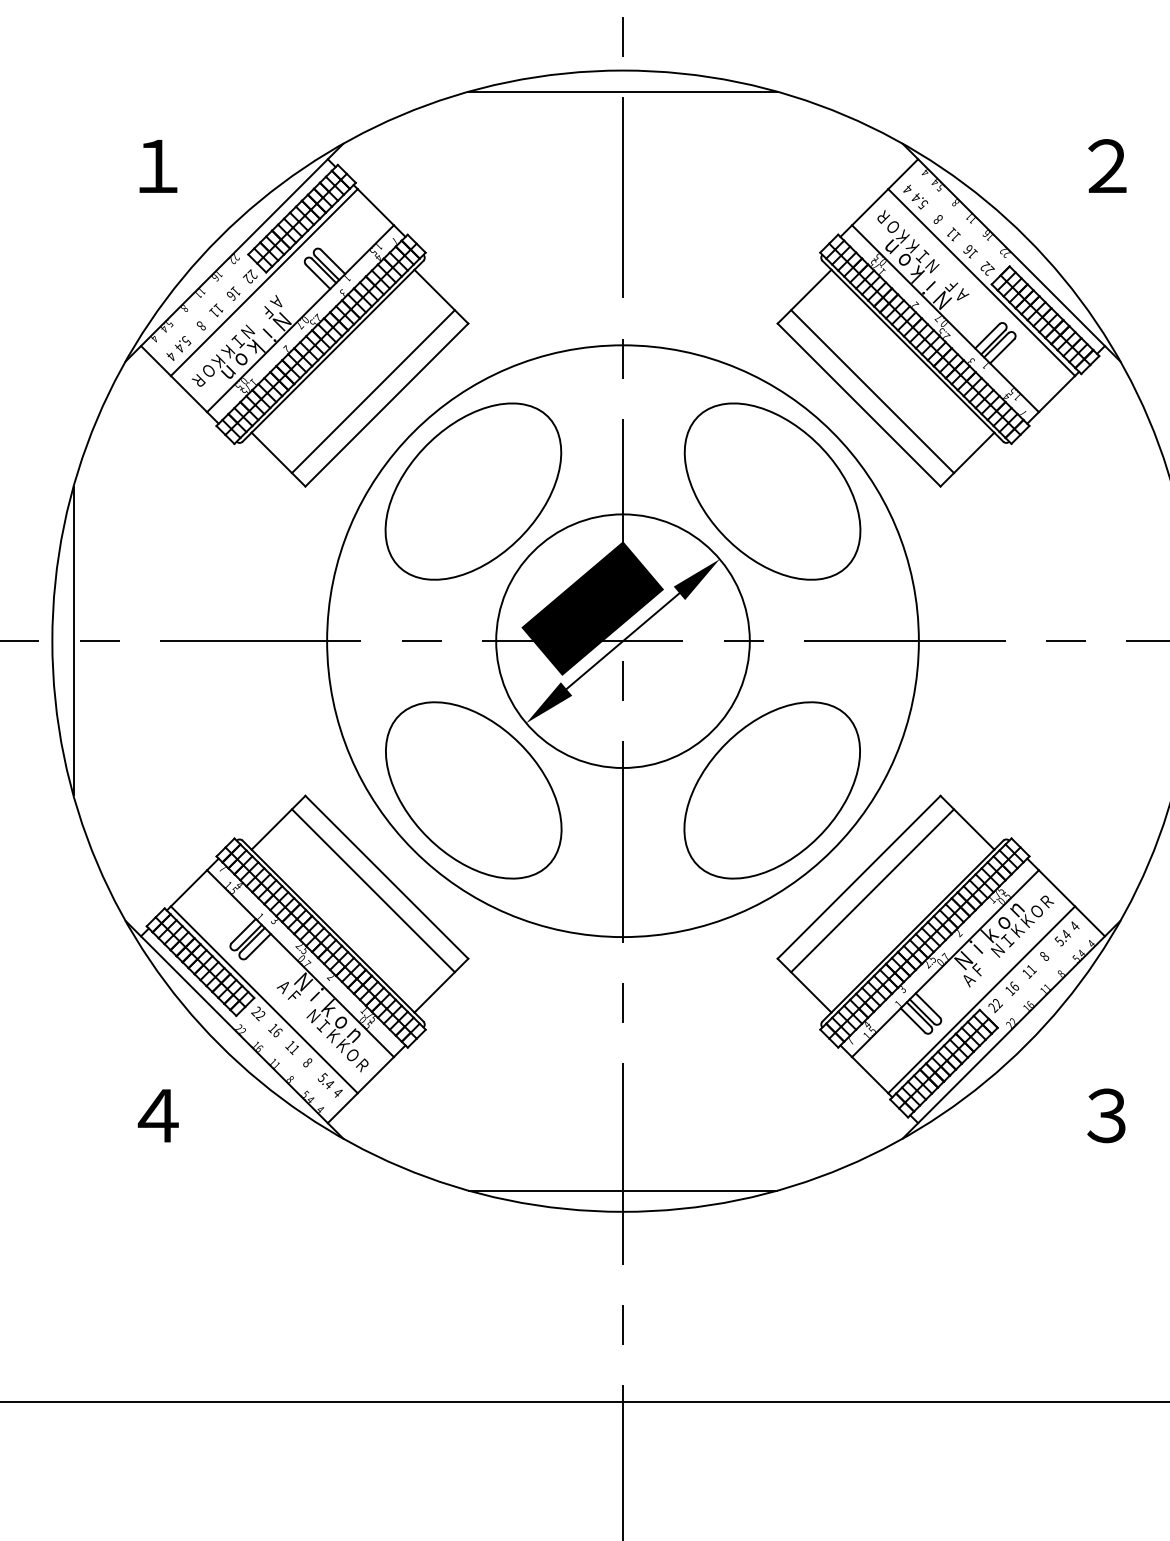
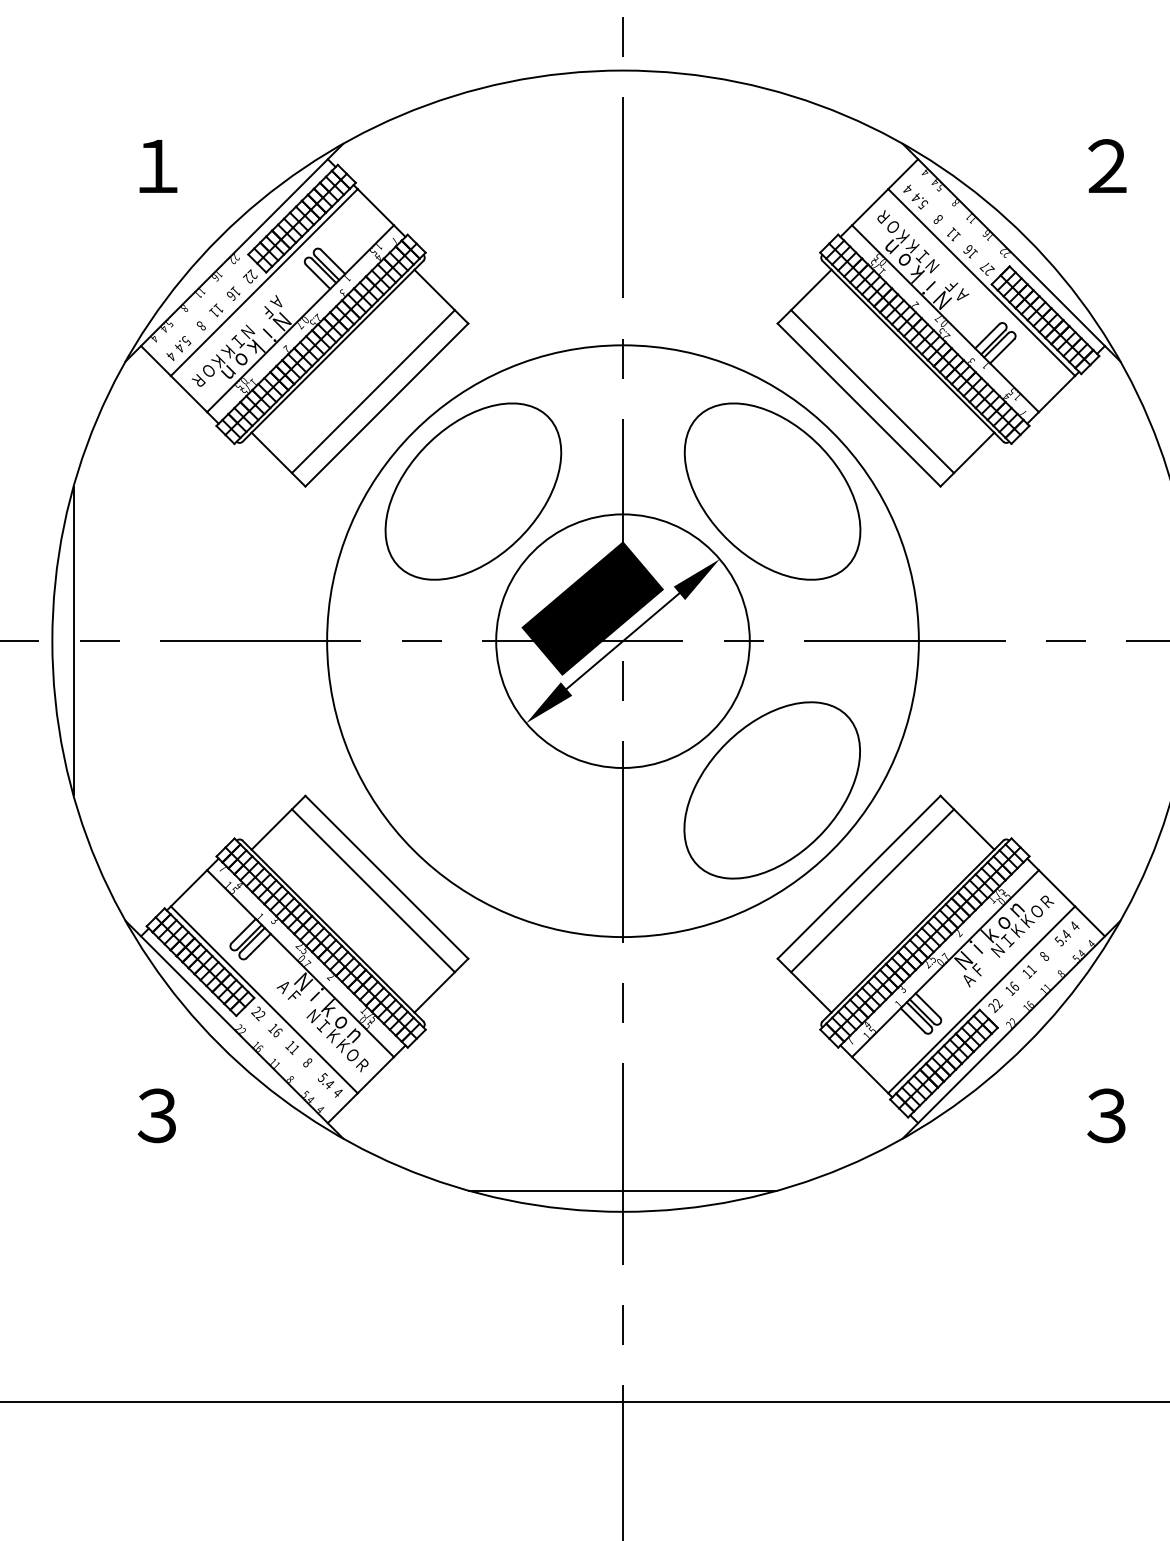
line: present -> none (622, 91)
text: 22 -> 27 (984, 266)
part: present -> none (473, 790)
text: ４ -> ３ (157, 1115)
